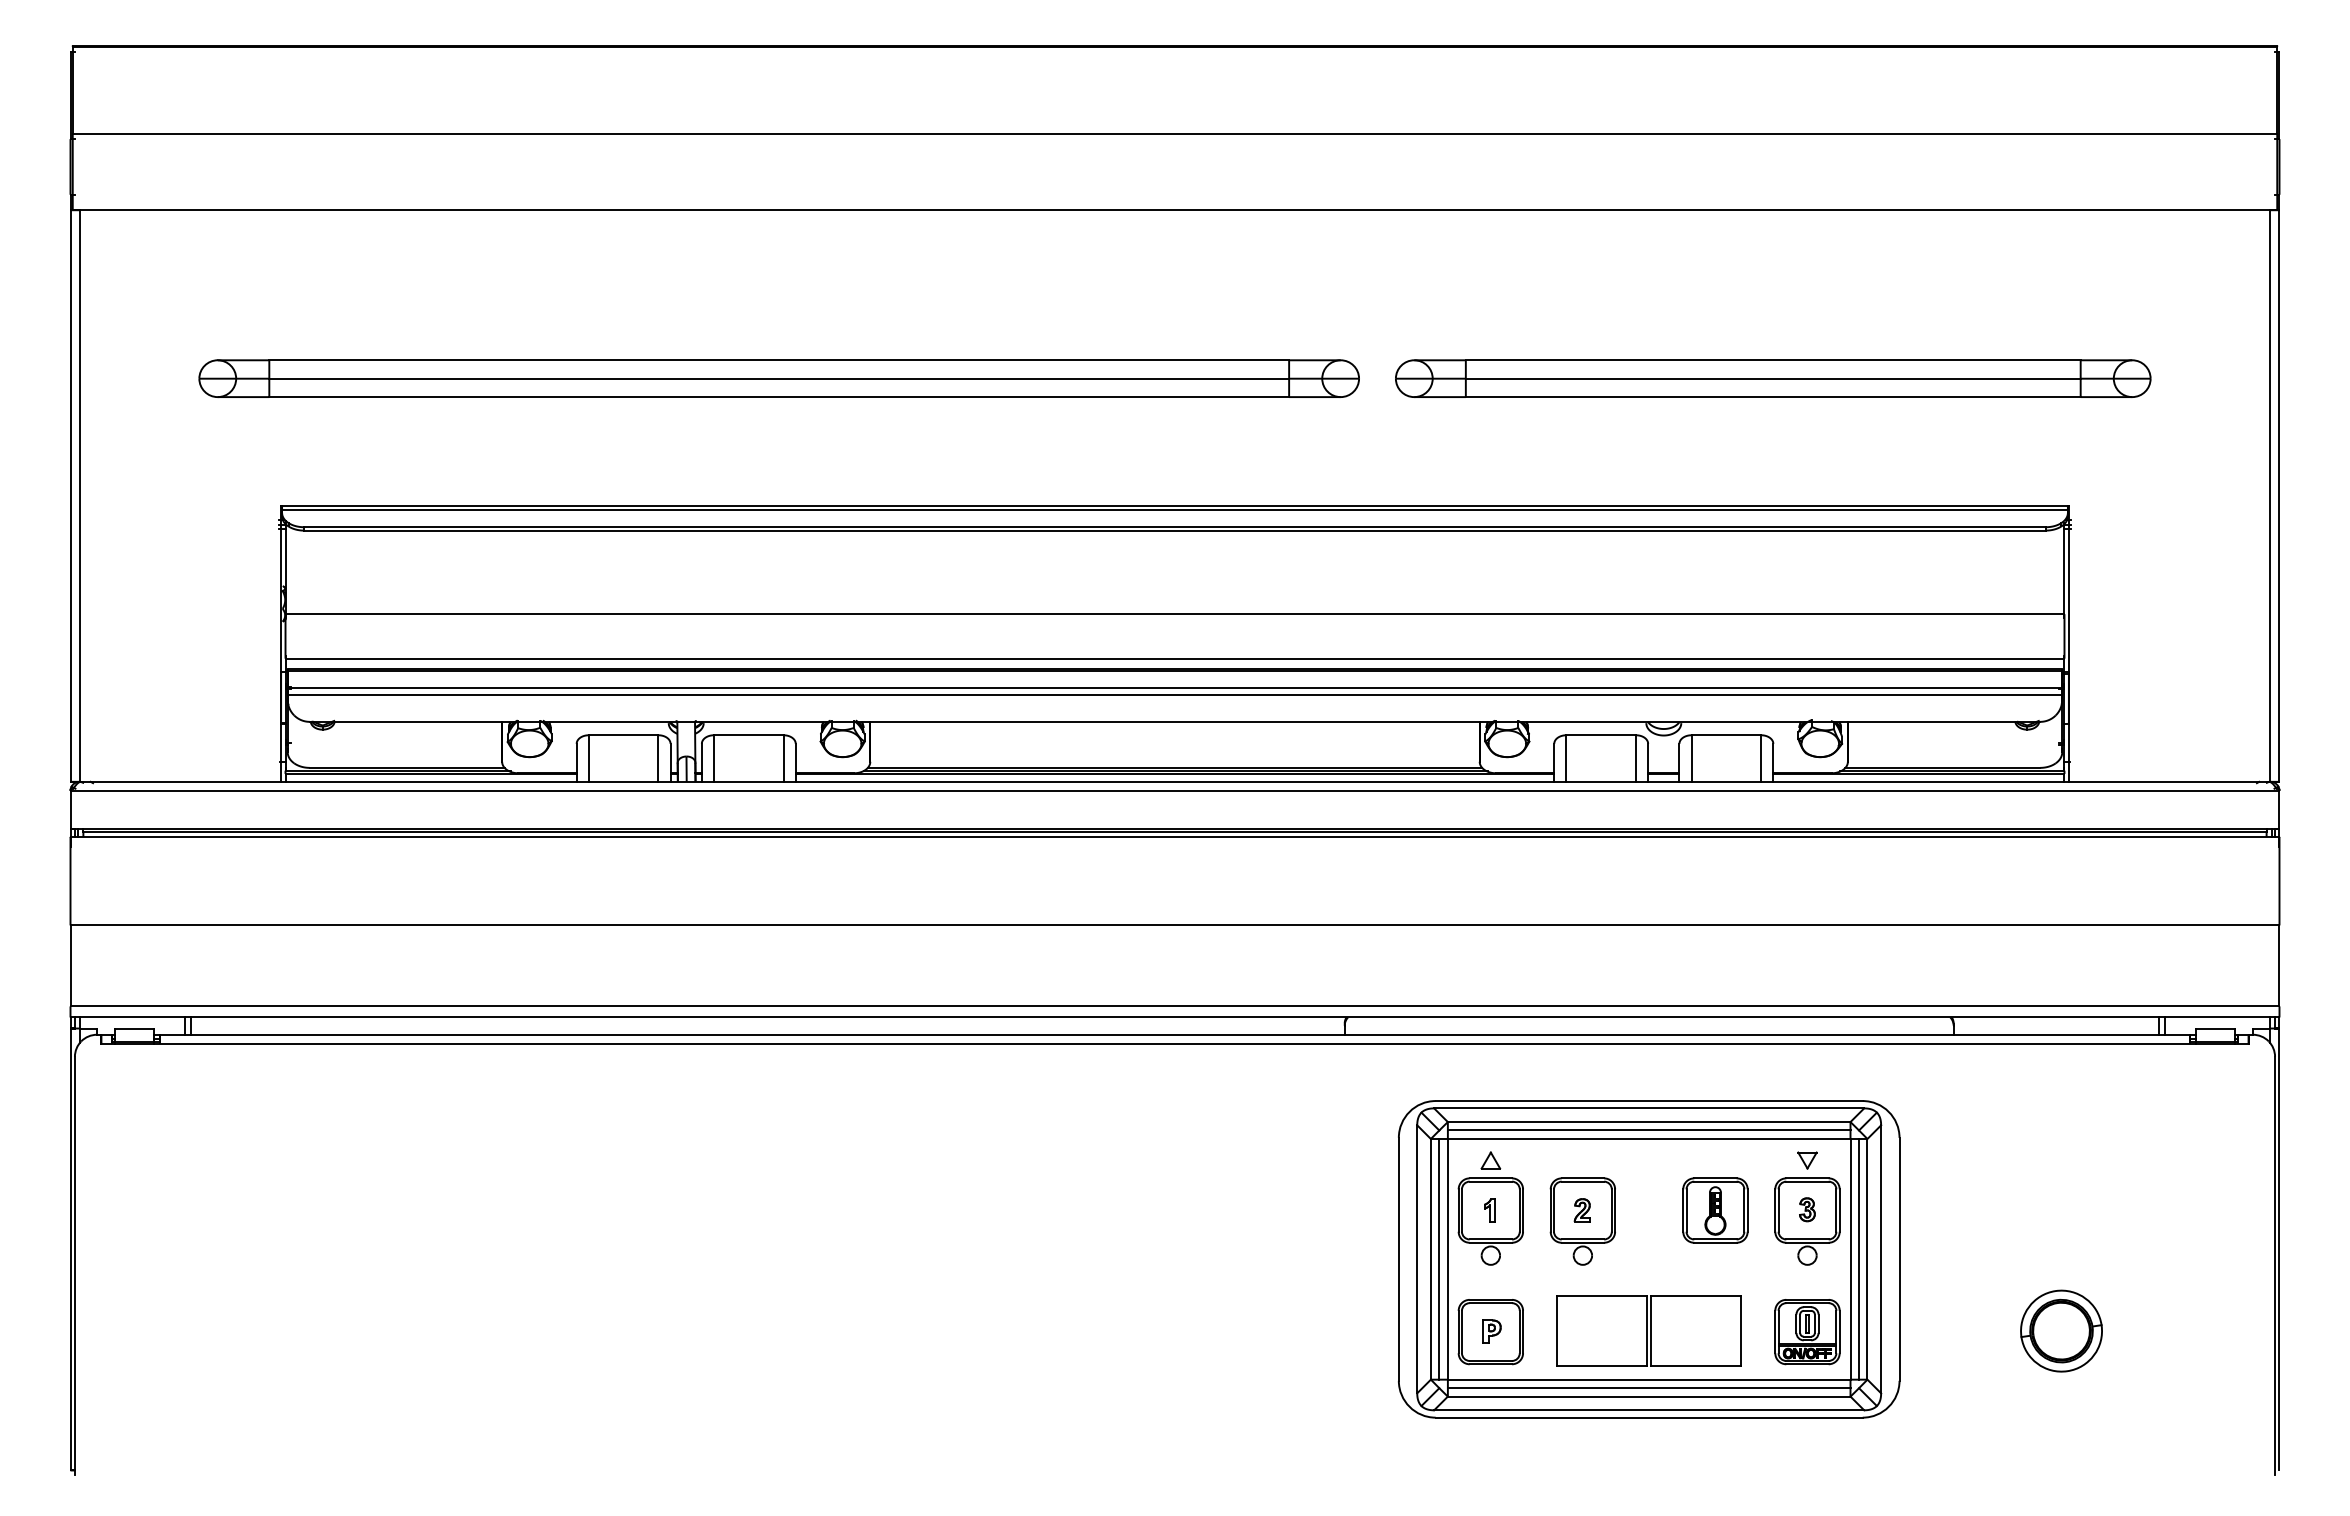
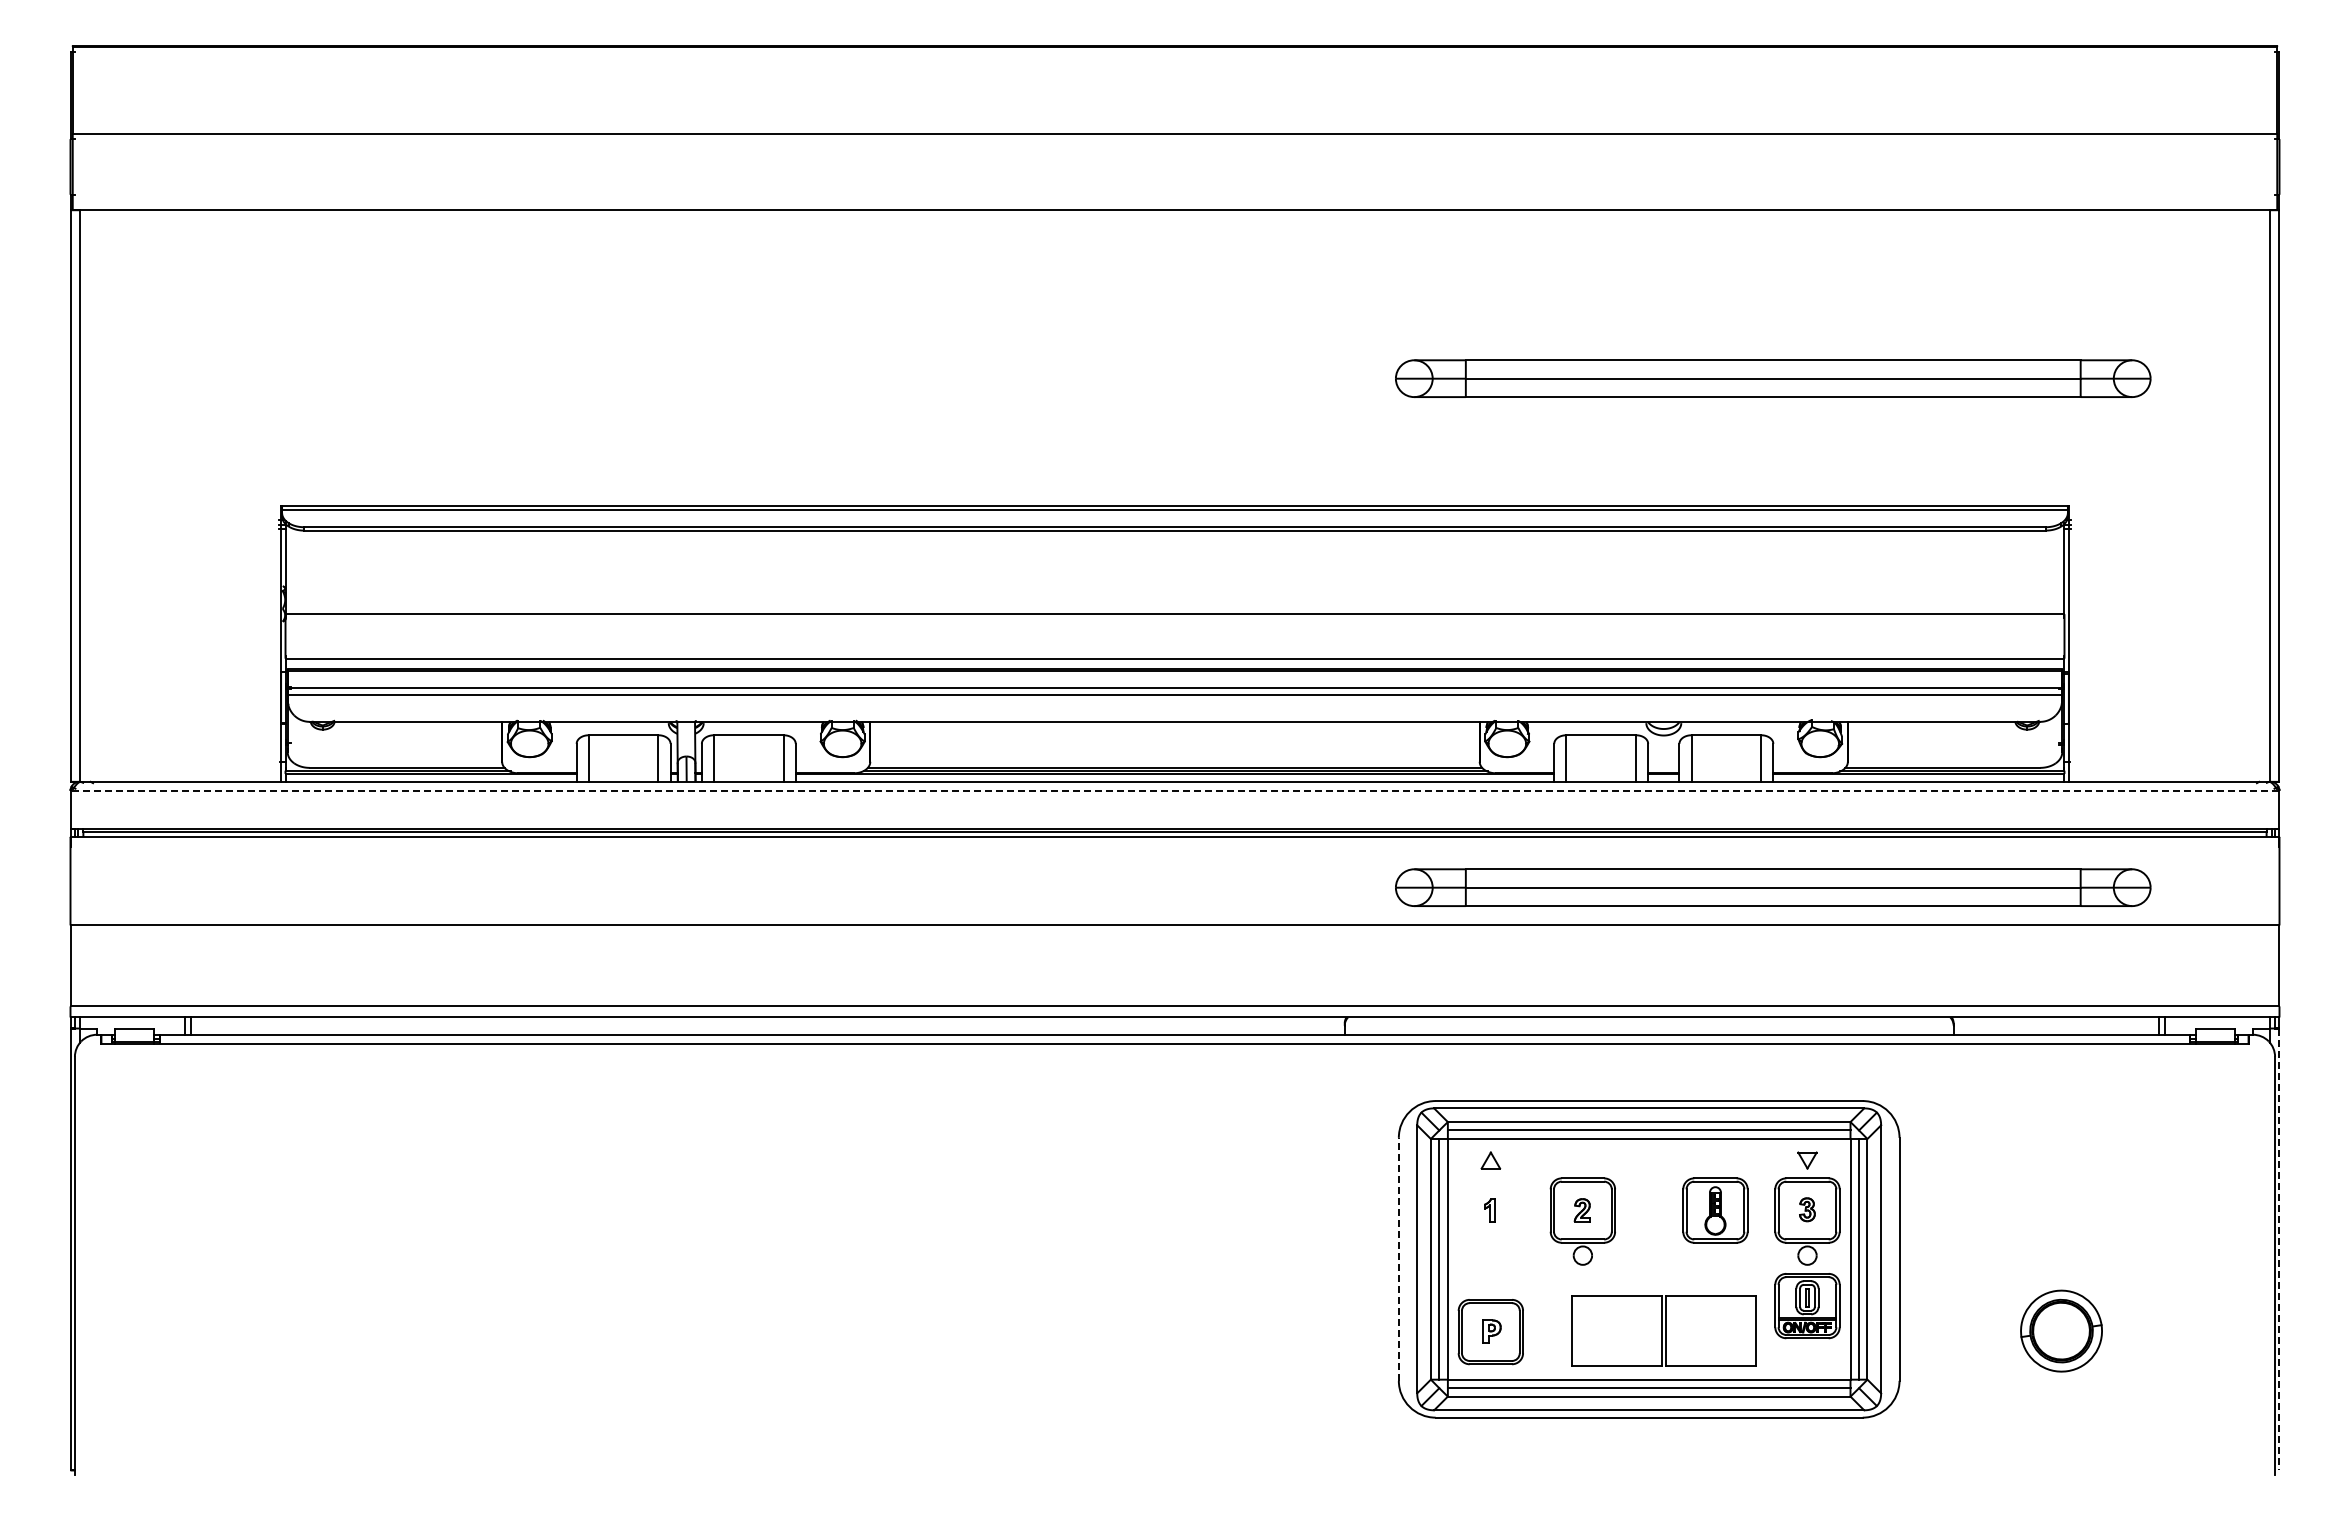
part: present -> none (778, 378)
line: solid -> dashed (1174, 790)
part: none -> present (1773, 887)
part: present -> none (1490, 1221)
line: solid -> dashed (2279, 1249)
line: solid -> dashed (1398, 1258)
part position: (1648, 1330) -> (1663, 1330) (1663, 1330)
part position: (1807, 1332) -> (1807, 1306) (1807, 1306)
